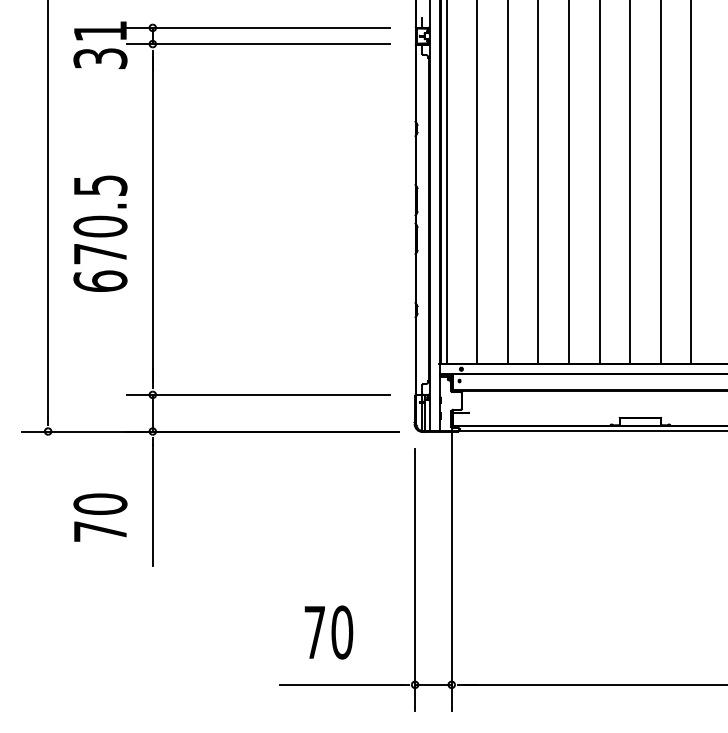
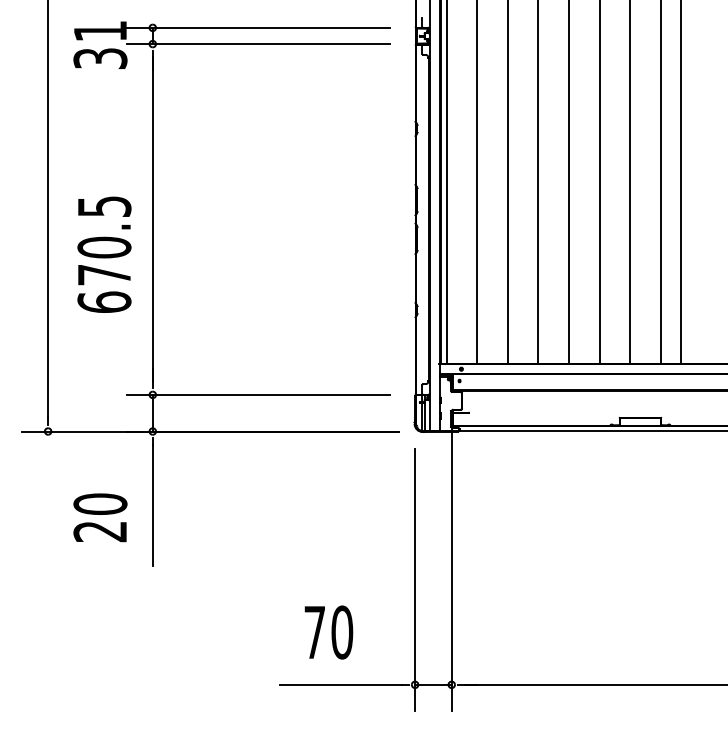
line position: (691, 182) -> (681, 182) (681, 182)
text position: (100, 233) -> (104, 254) (104, 254)
text: 70 -> 20 (99, 531)
